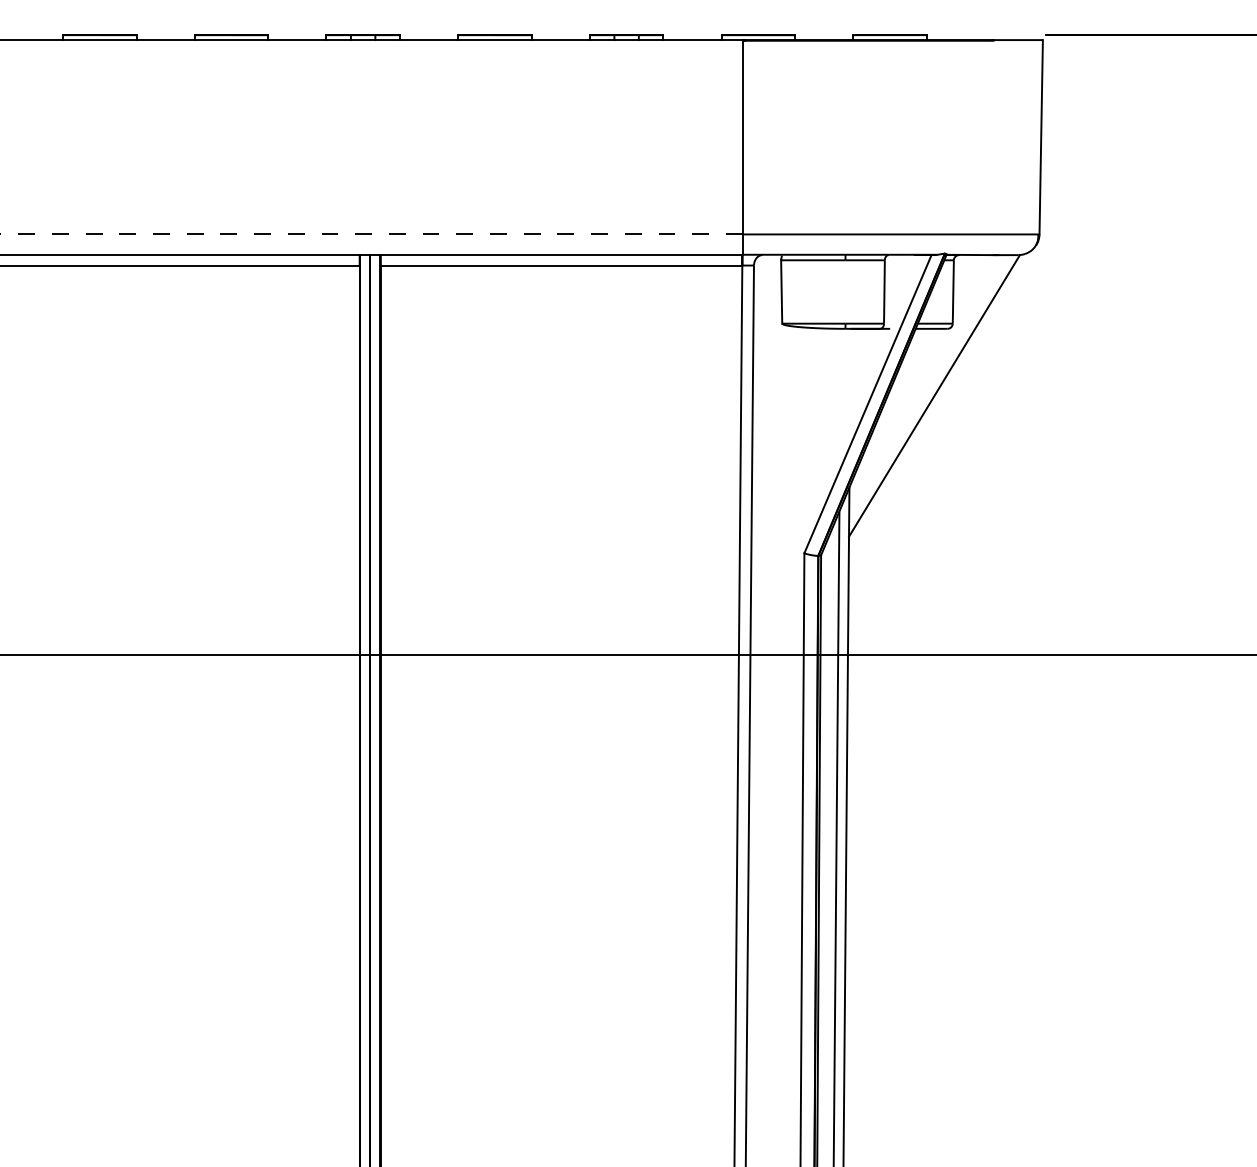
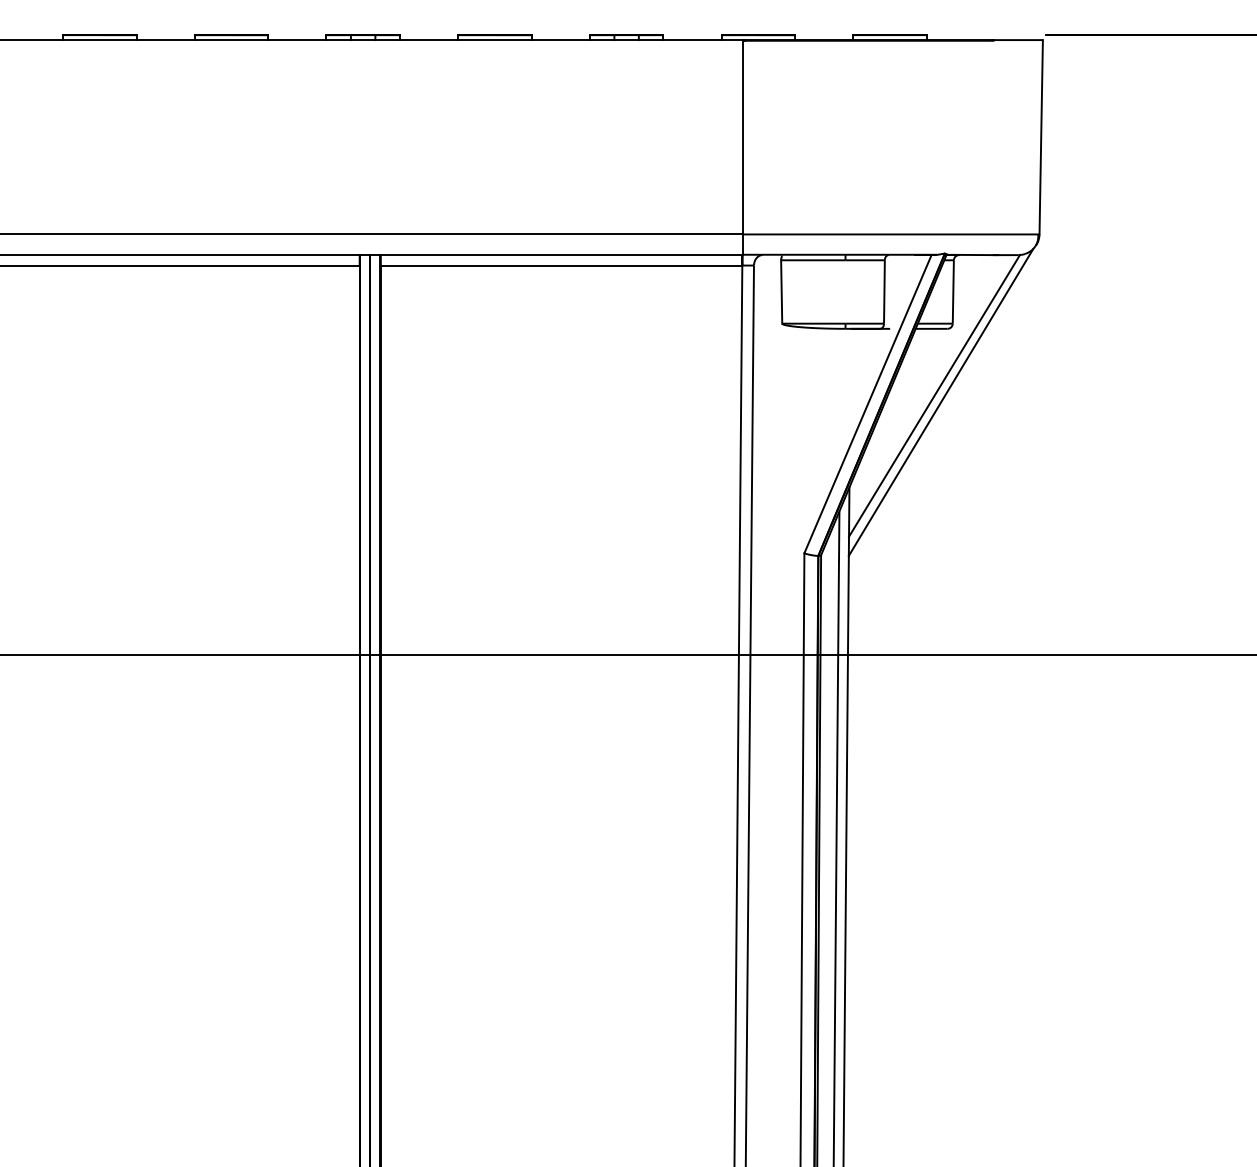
line: dashed -> solid (370, 234)
line: none -> present (940, 402)
